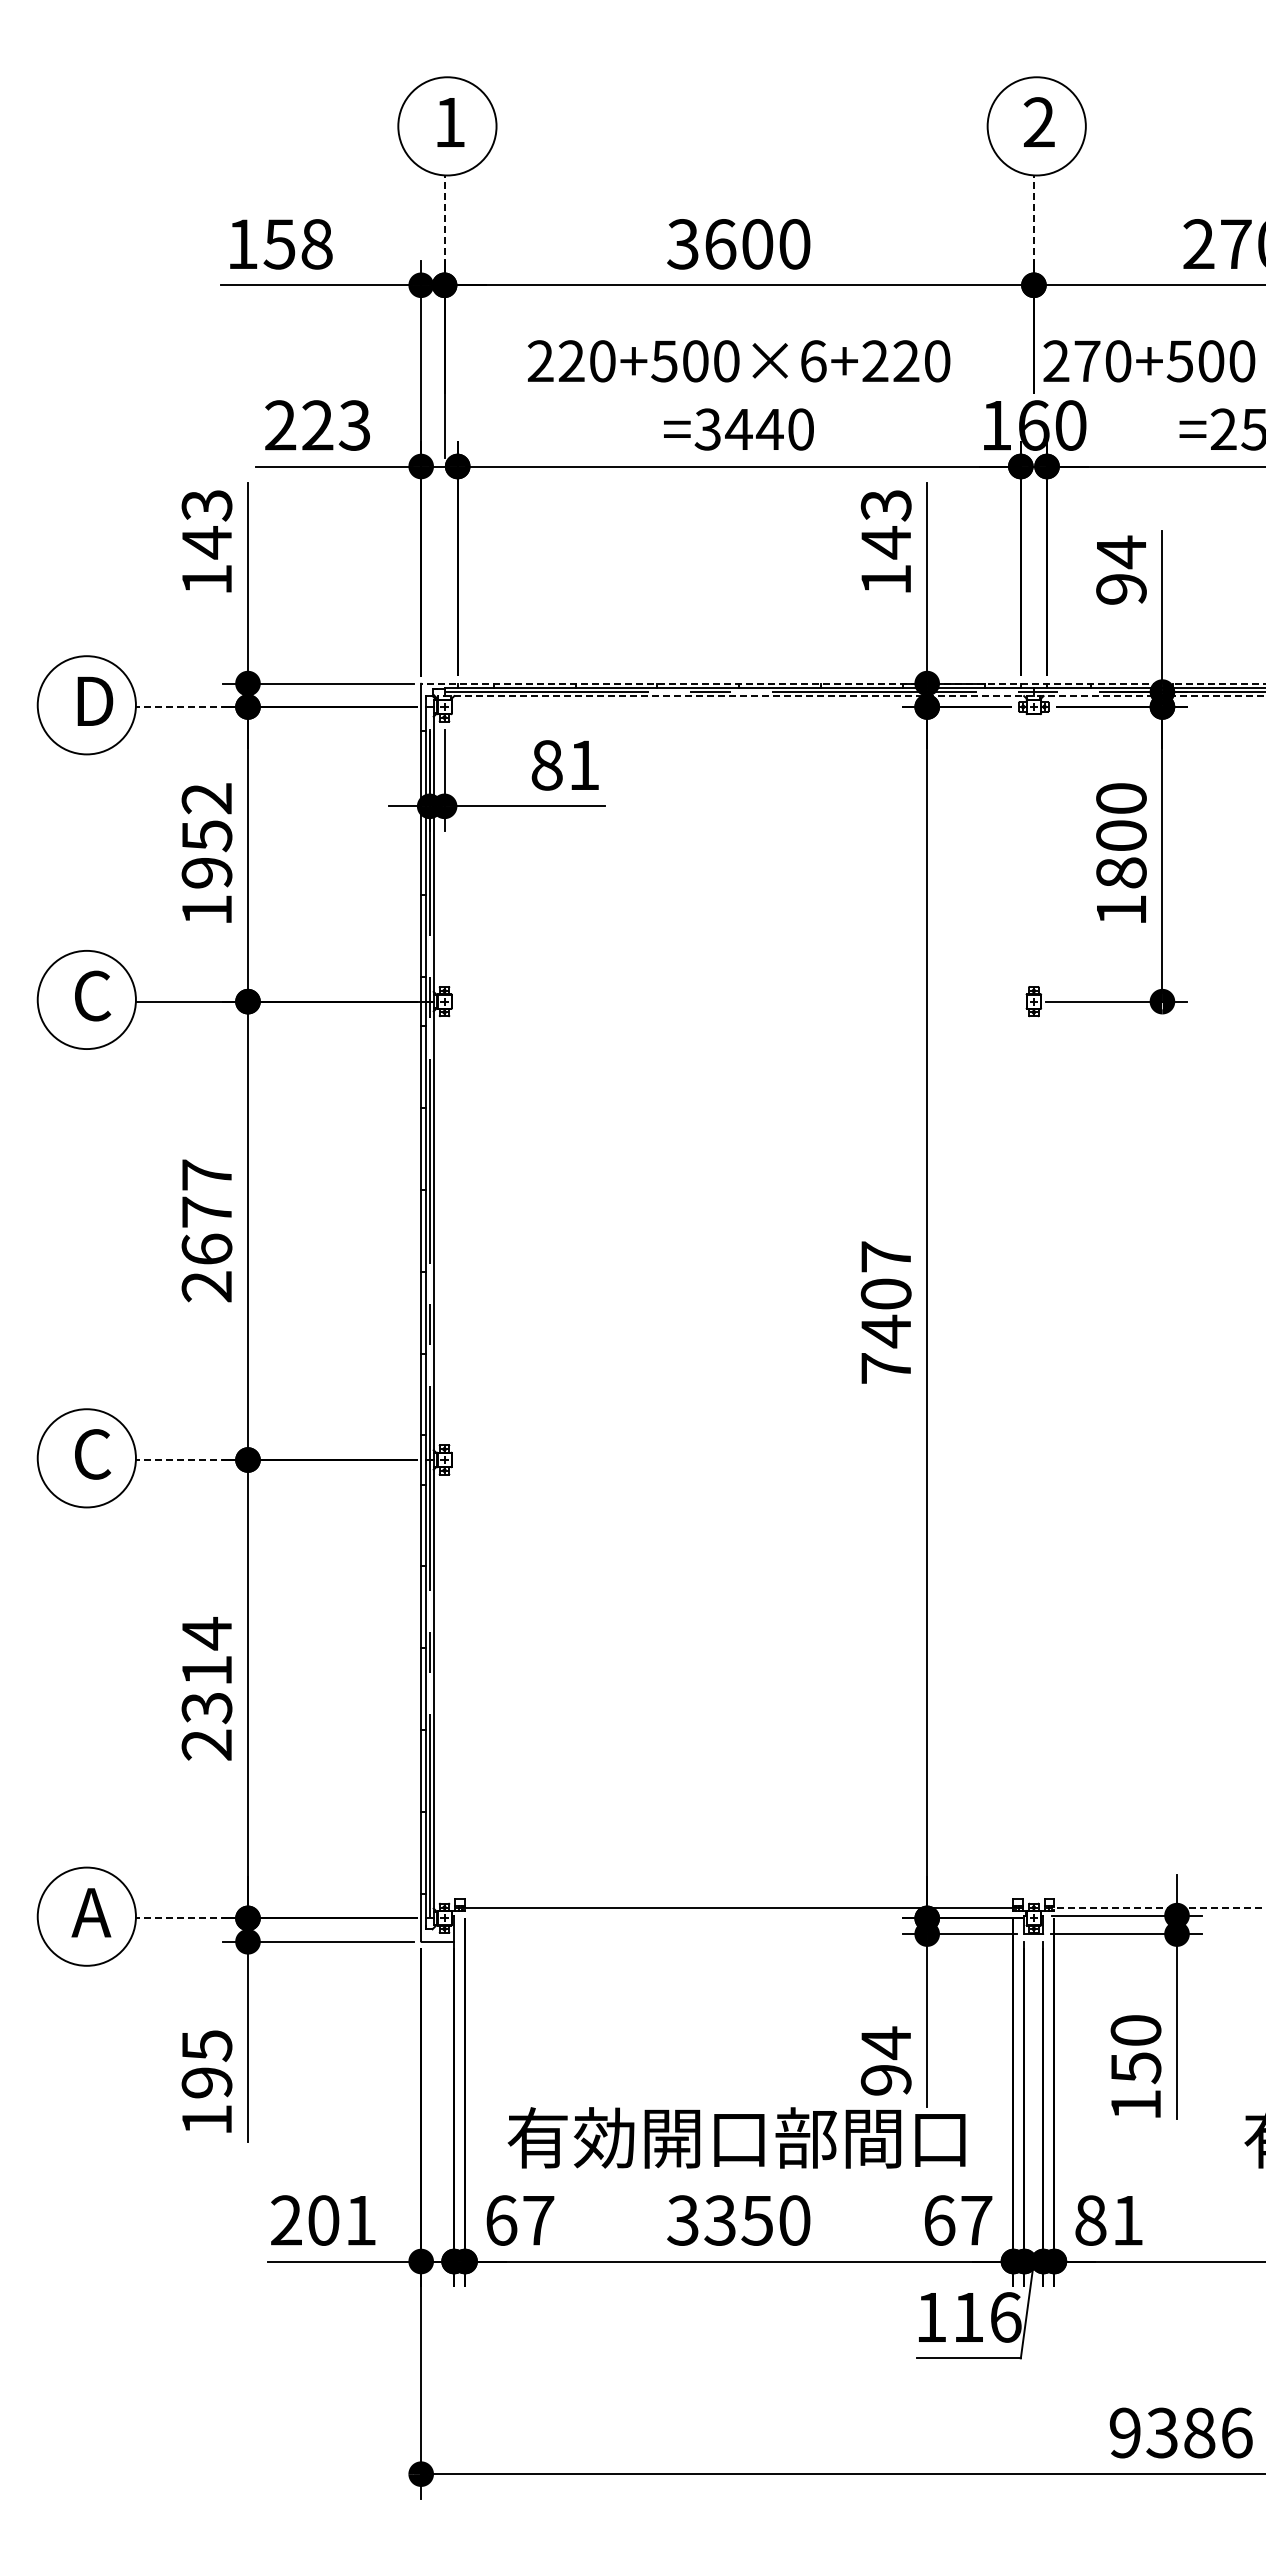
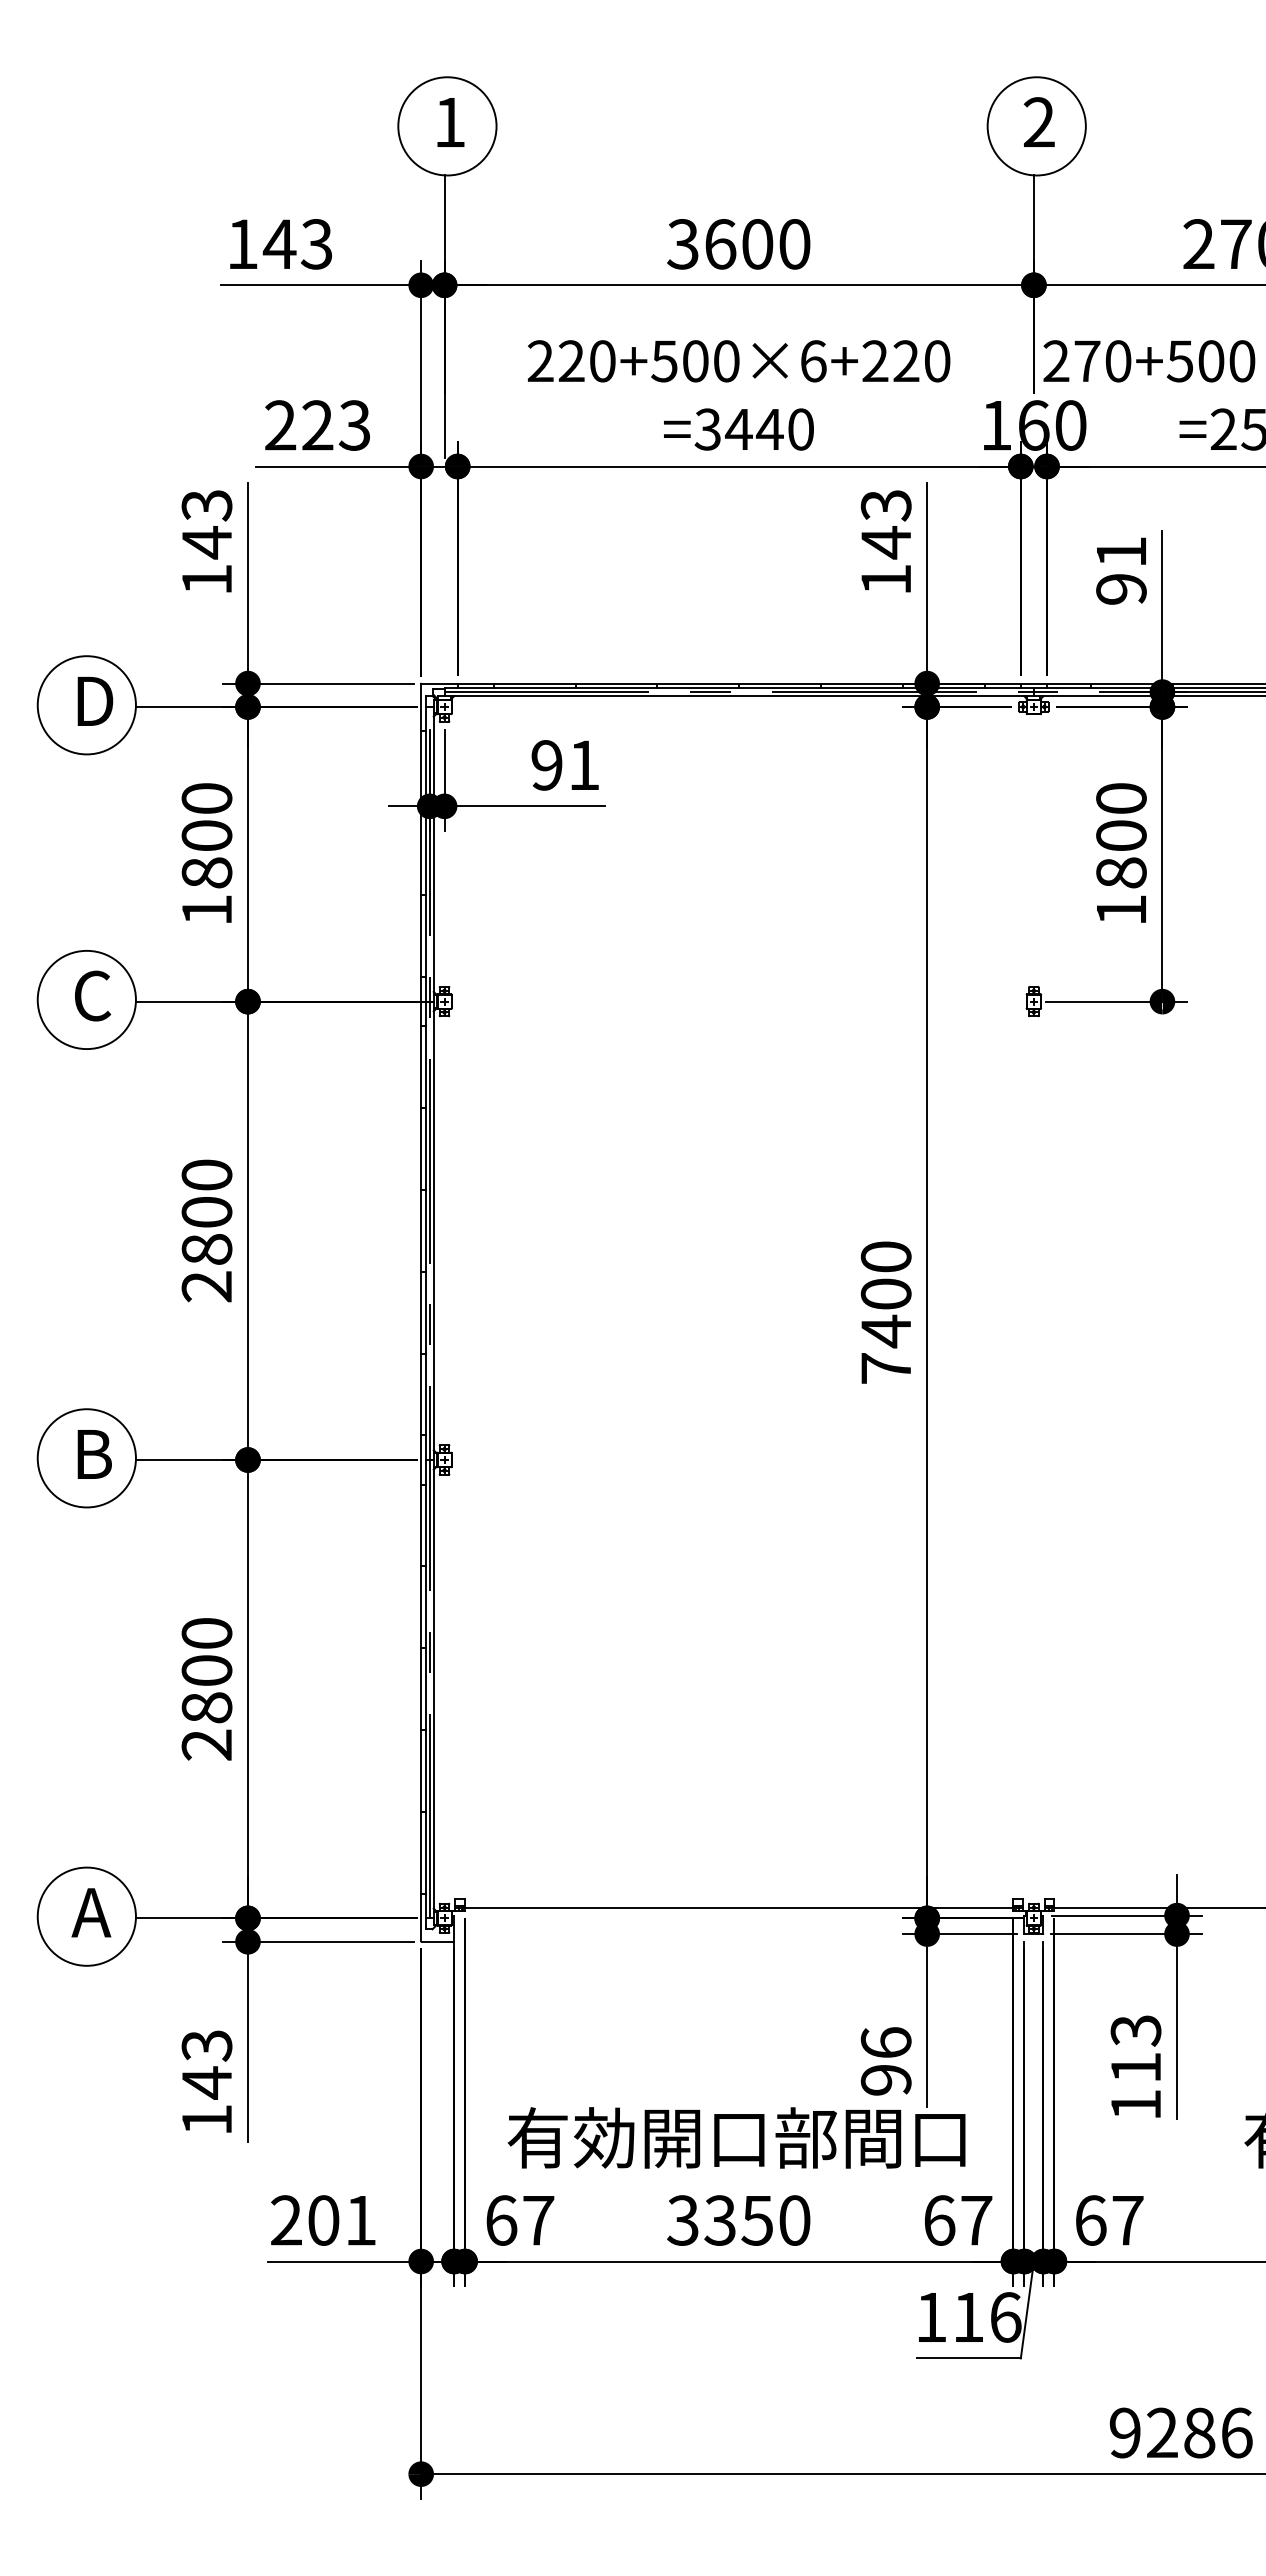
line: dashed -> solid (444, 220)
line: dashed -> solid (1033, 220)
text: 158 -> 143 (297, 244)
text: 94 -> 91 (1121, 552)
line: dashed -> solid (843, 683)
line: dashed -> solid (851, 696)
line: dashed -> solid (181, 706)
text: 81 -> 91 (546, 765)
text: 1952 -> 1800 (206, 835)
text: 2677 -> 2800 (206, 1211)
text: 7407 -> 7400 (885, 1256)
text: C -> B (93, 1454)
line: dashed -> solid (181, 1459)
text: 2314 -> 2800 (206, 1670)
line: dashed -> solid (1155, 1908)
line: dashed -> solid (181, 1918)
text: 94 -> 96 (885, 2043)
text: 150 -> 113 (1135, 2049)
text: 195 -> 143 (206, 2064)
text: 81 -> 67 (1109, 2220)
text: 9386 -> 9286 (1161, 2433)
